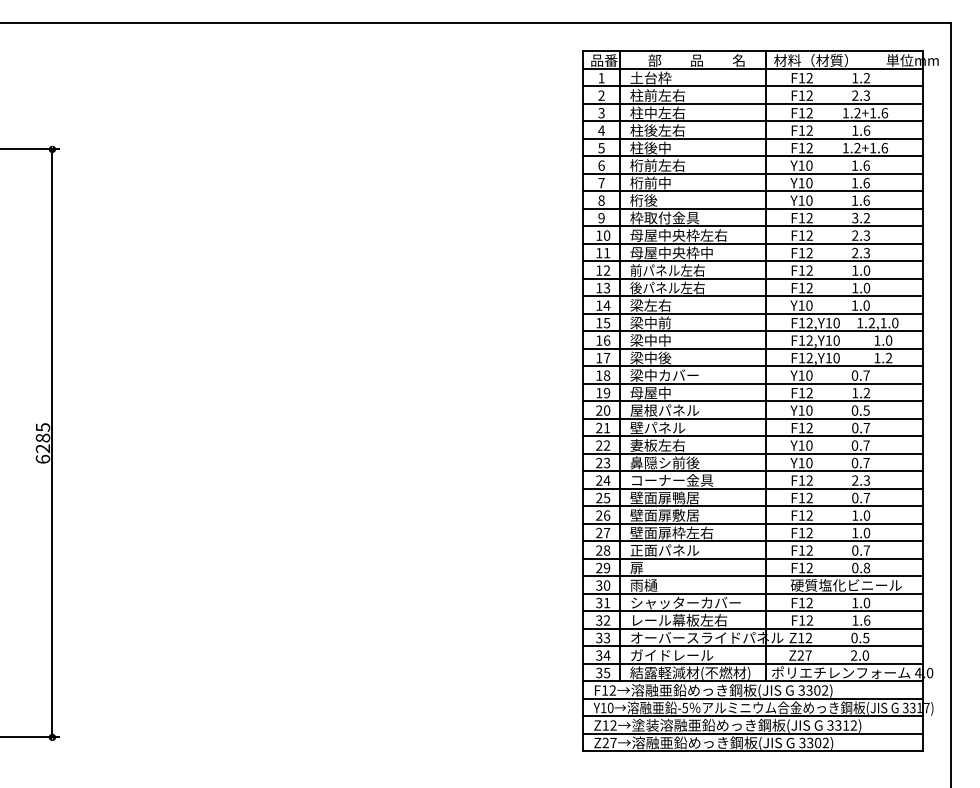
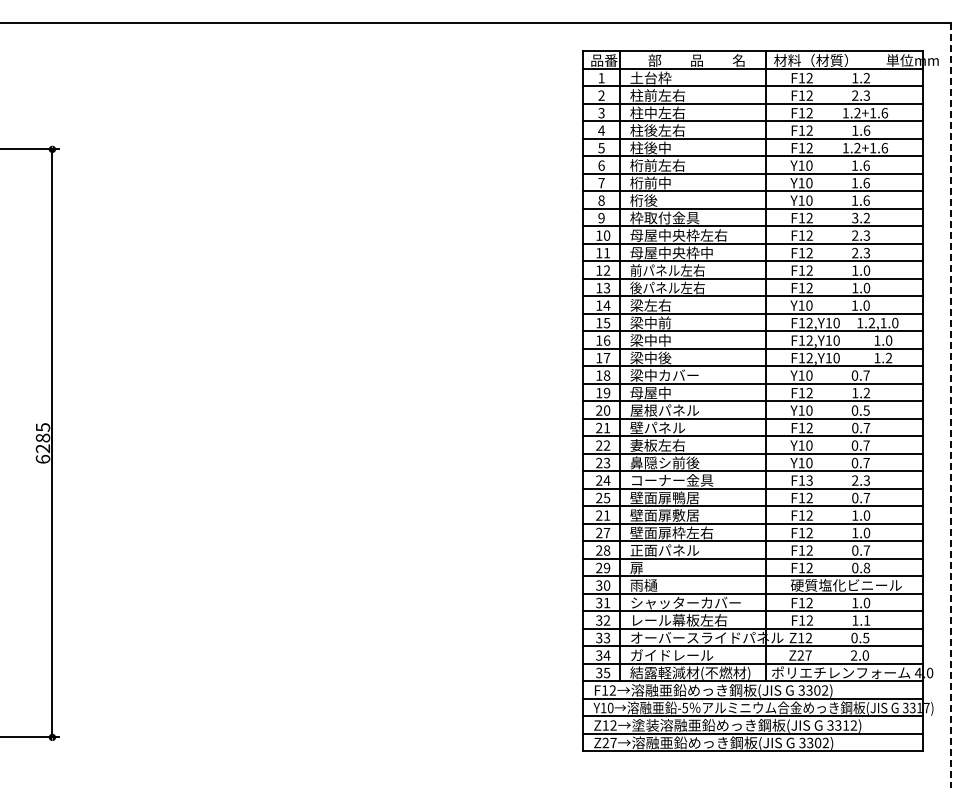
line: solid -> dashed (950, 405)
text: F12 -> F13 (809, 480)
text: 26 -> 21 (607, 515)
text: 1.6 -> 1.1 (867, 620)
